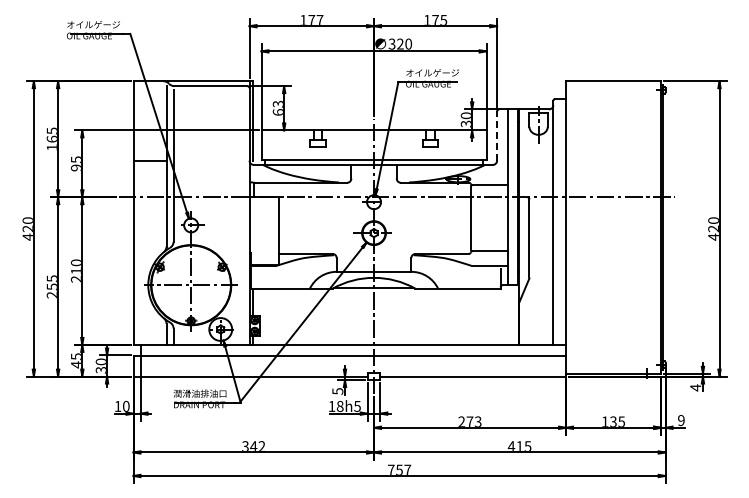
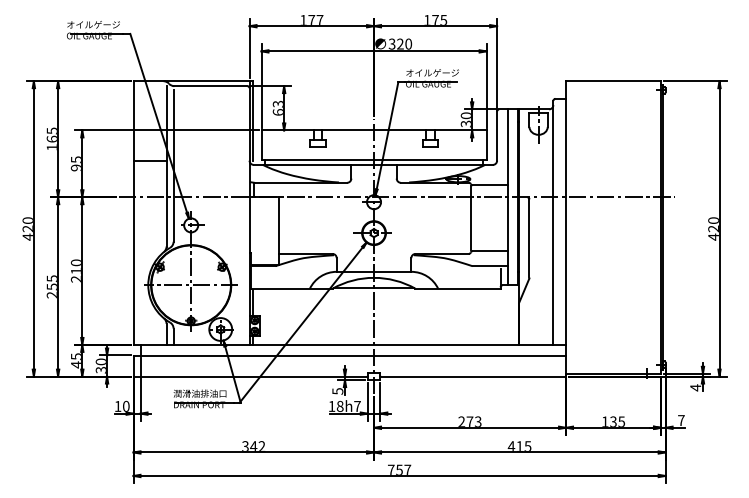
line: dashed -> solid (497, 136)
text: 18h5 -> 18h7 (357, 406)
text: 9 -> 7 (681, 420)
